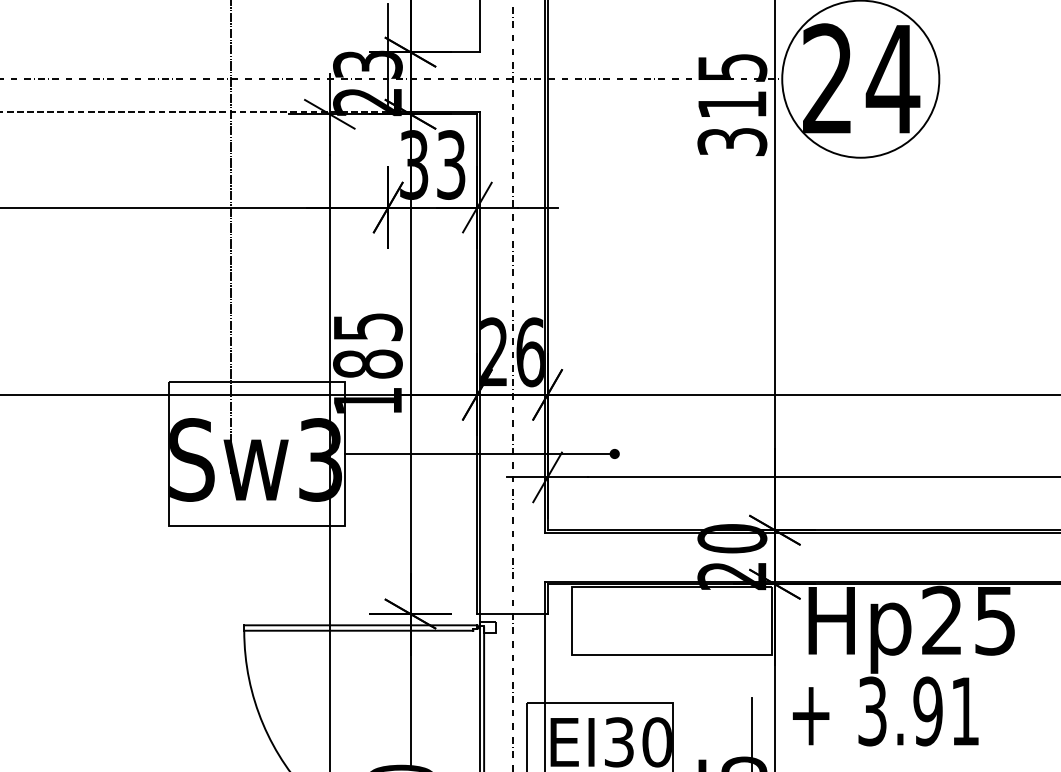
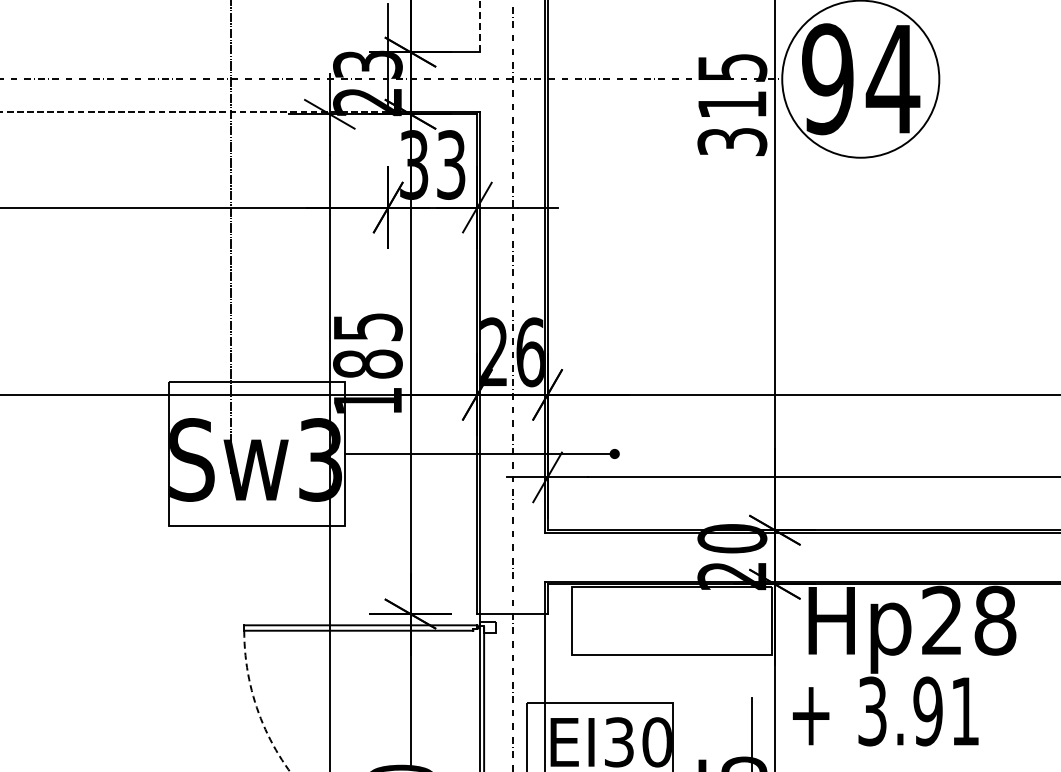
line: solid -> dashed (480, 26)
text: 24 -> 94 (827, 79)
text: Hp25 -> Hp28 (995, 620)
arc: solid -> dashed (255, 704)
